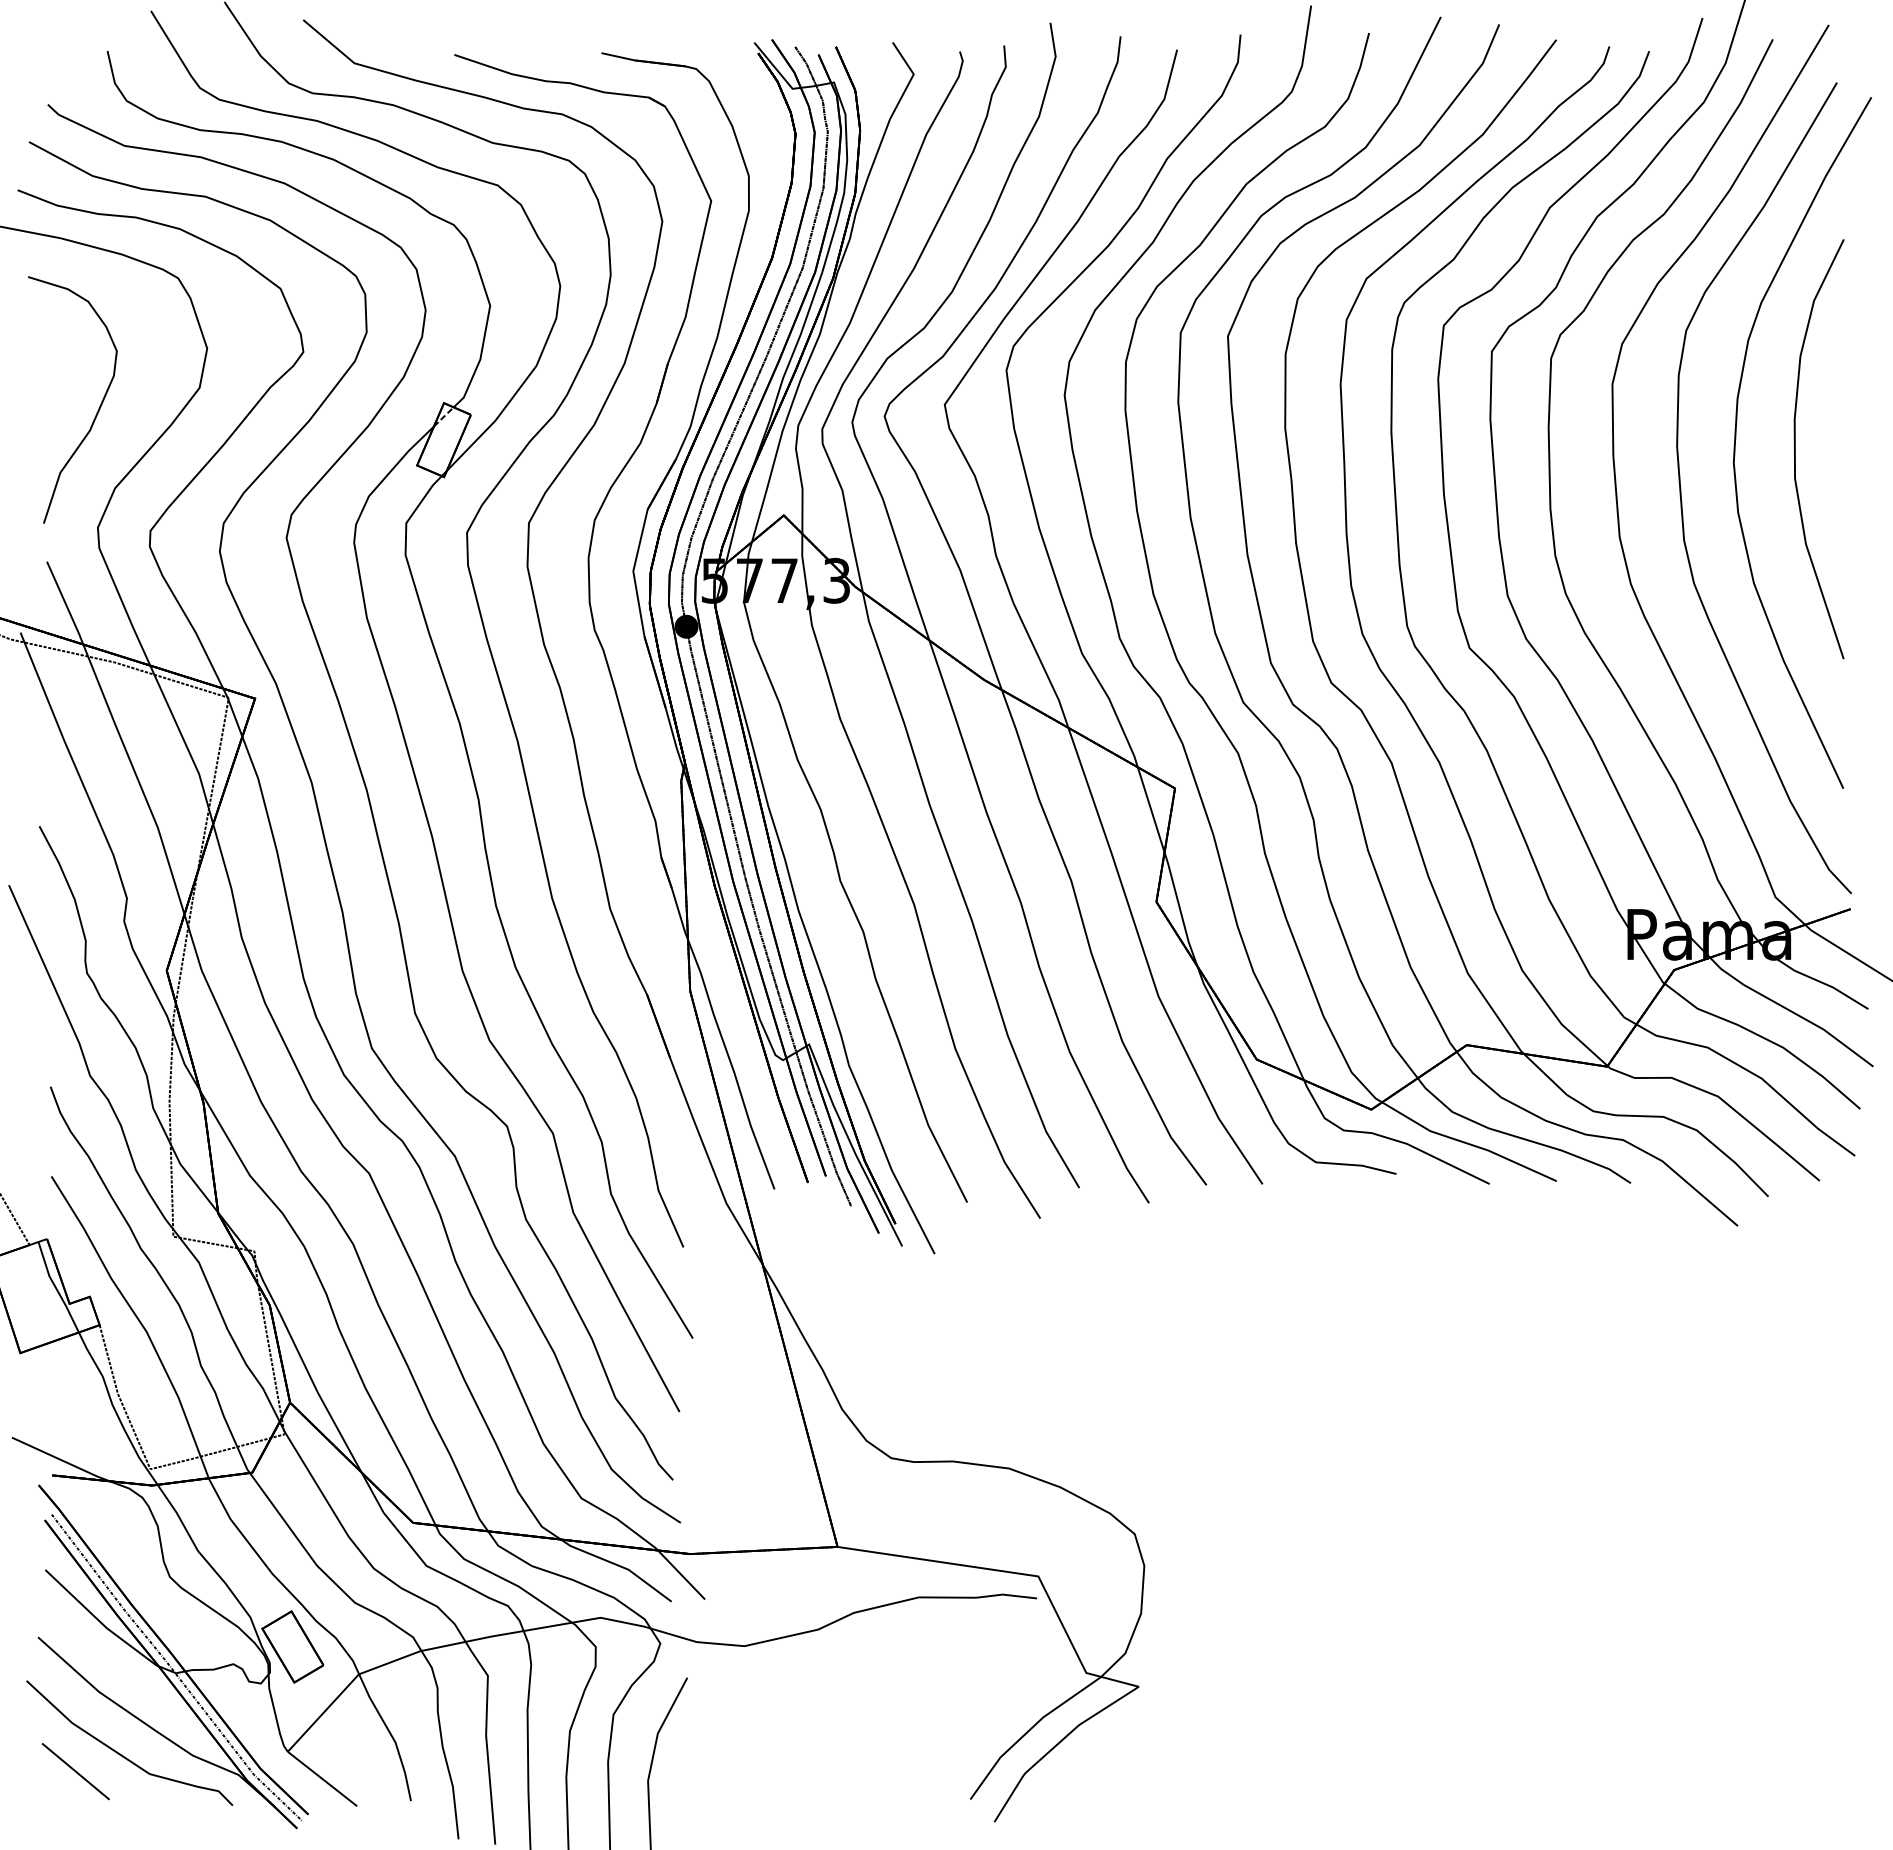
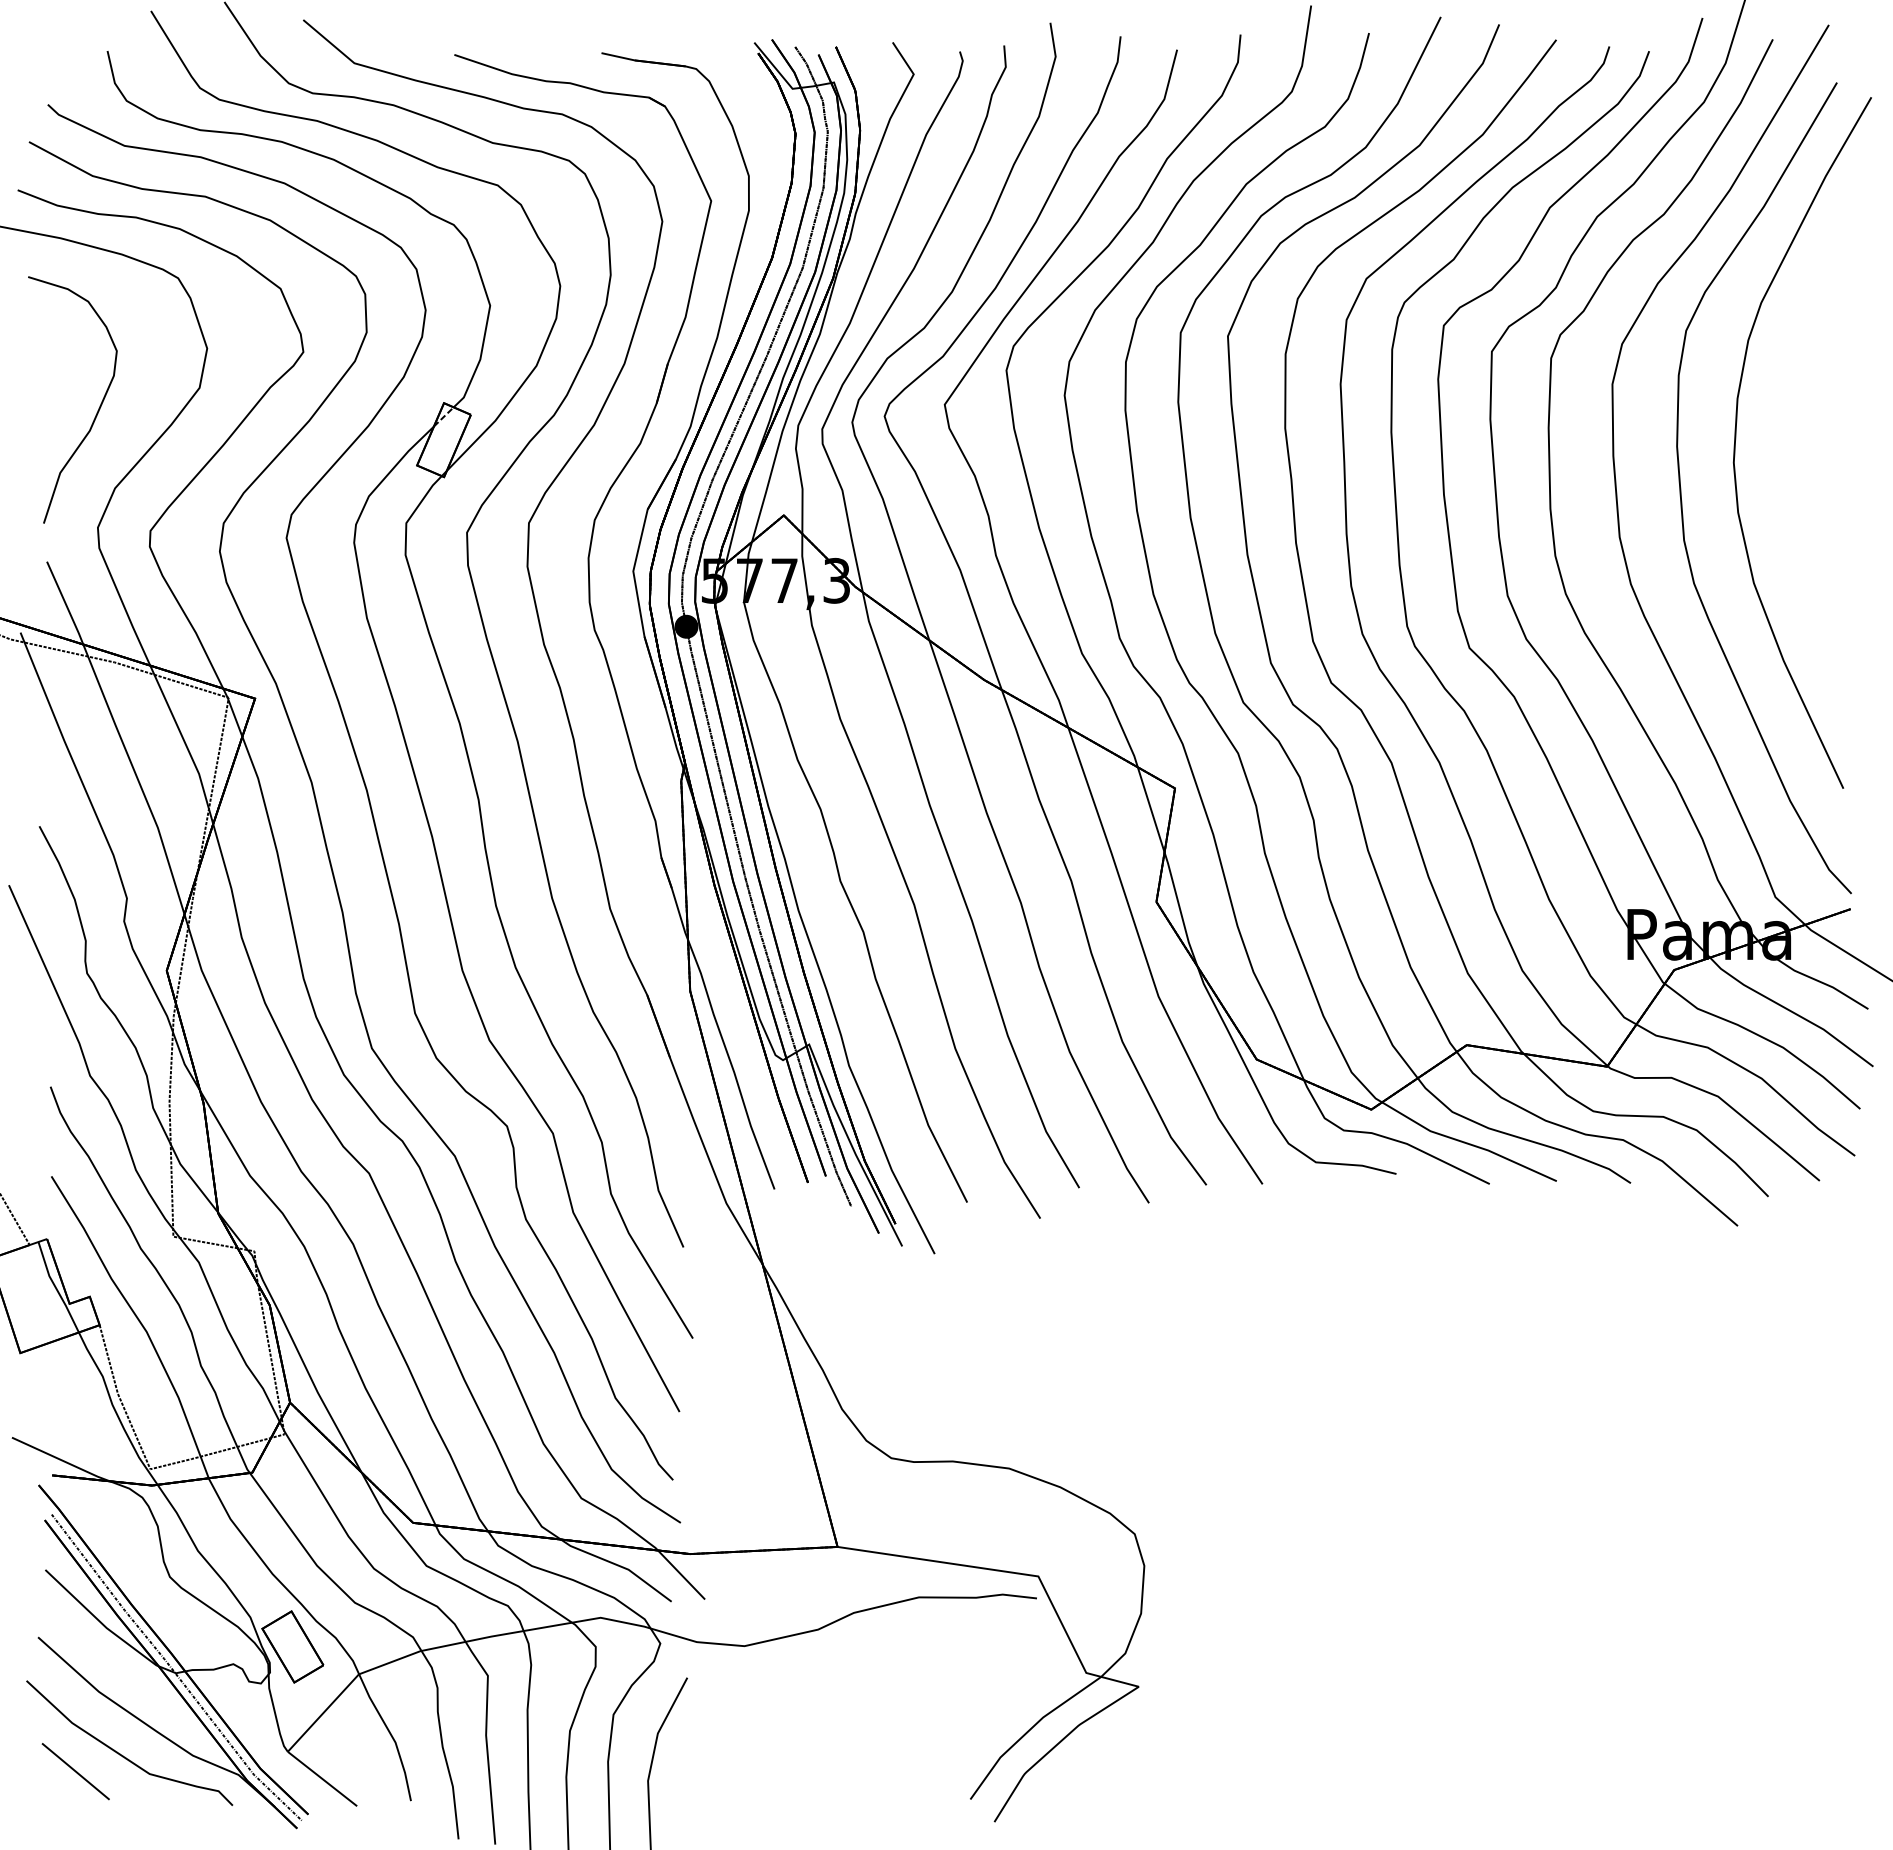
part: present -> none (1795, 449)
